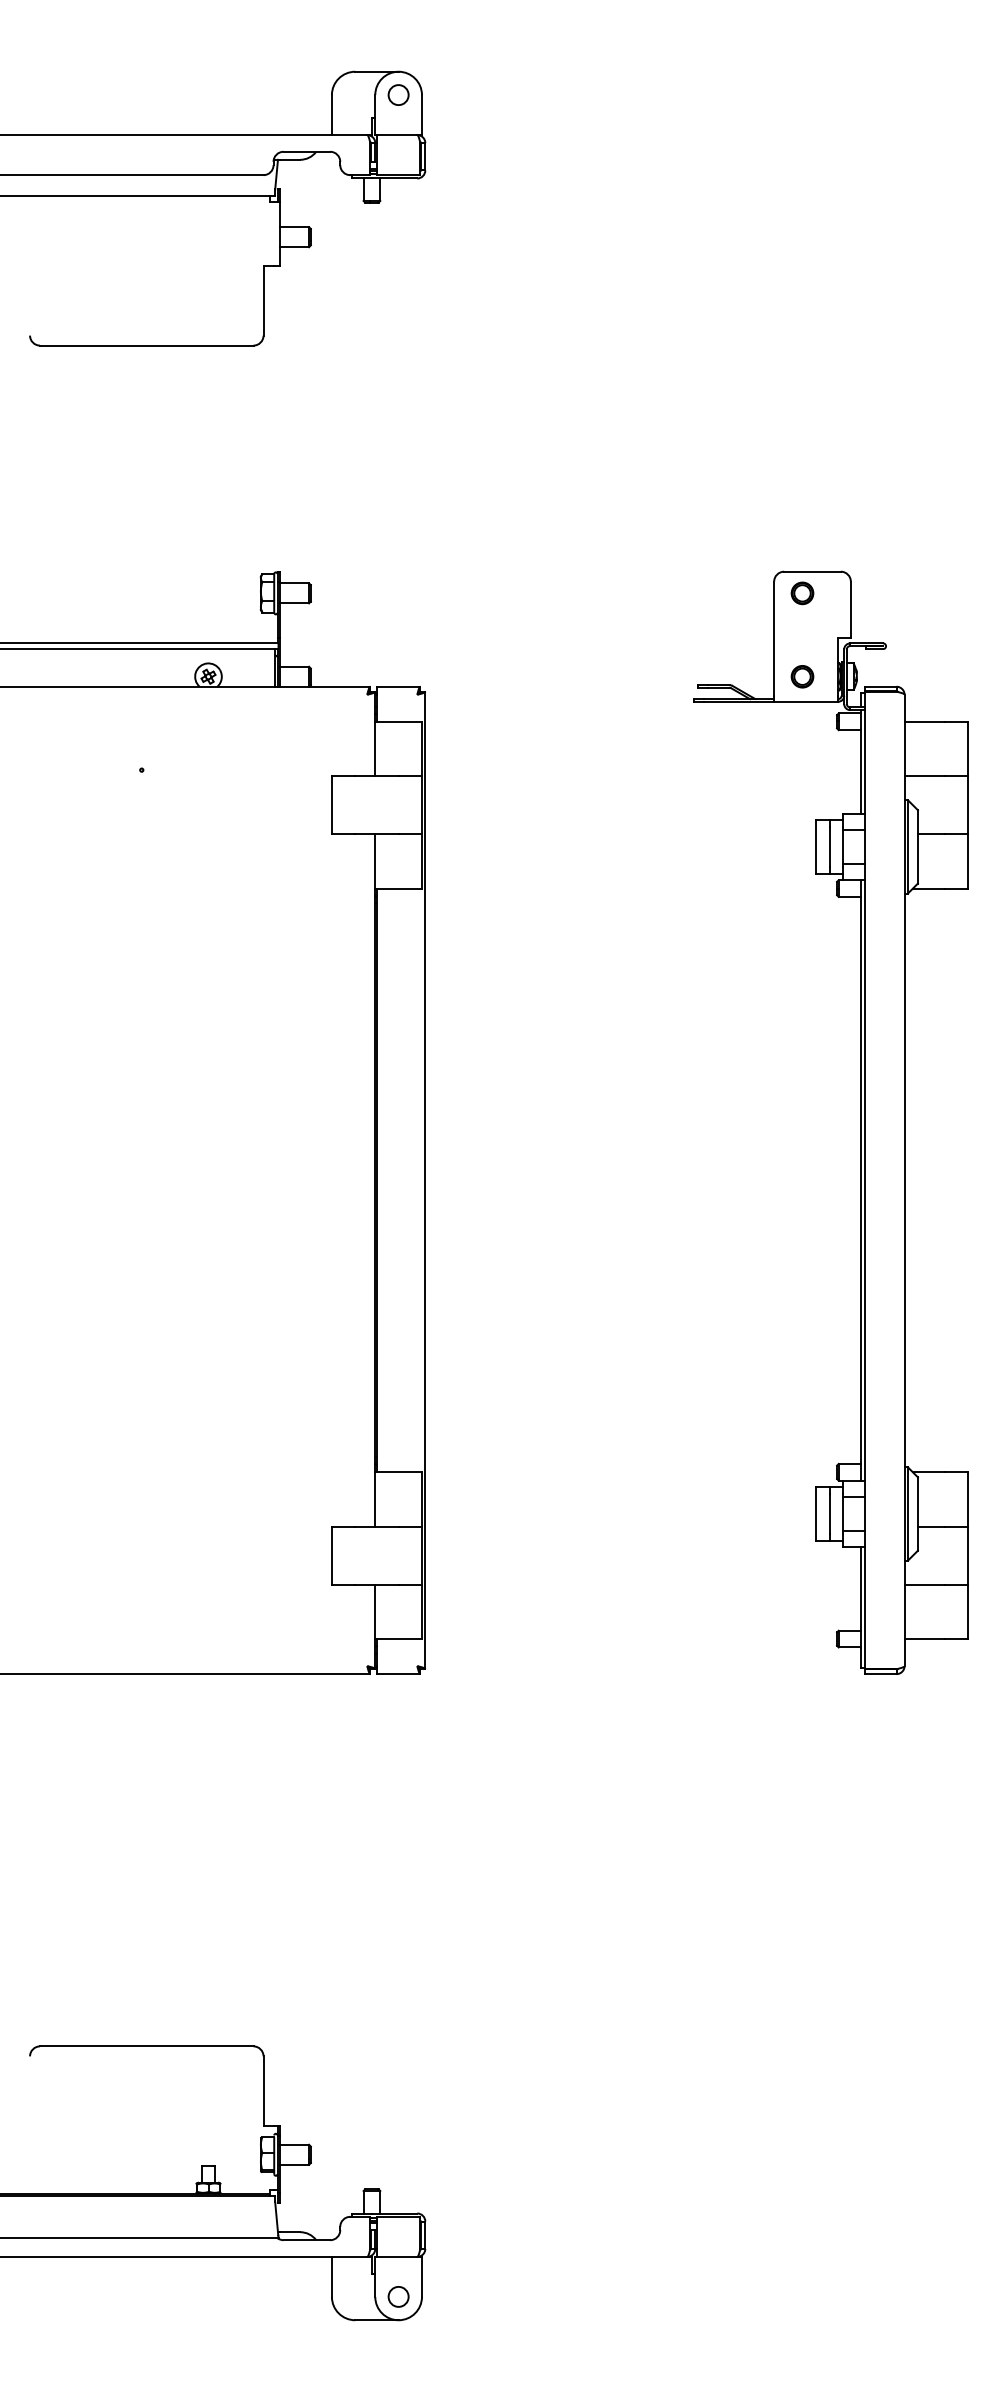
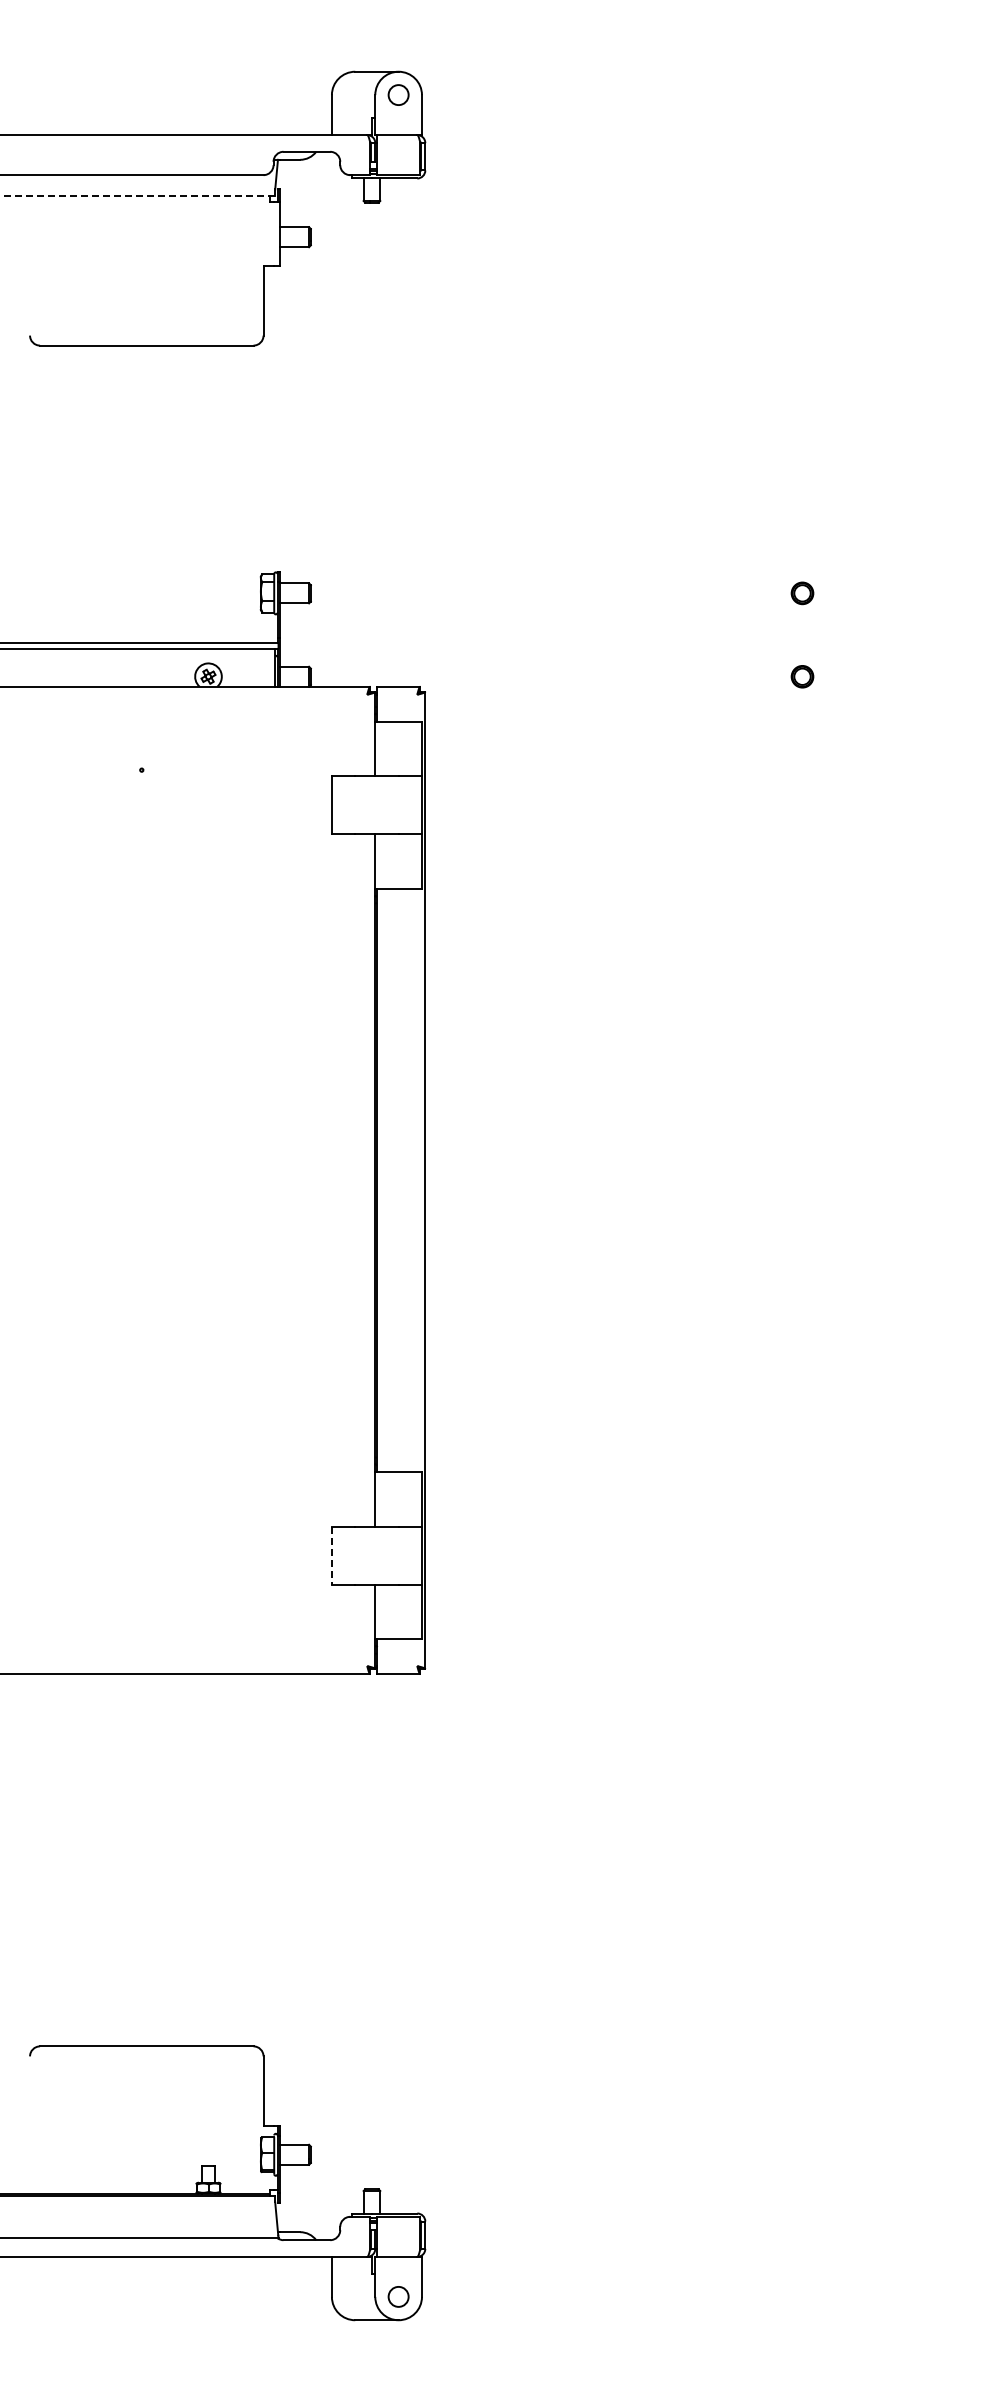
line: solid -> dashed (137, 195)
part: present -> none (860, 1122)
line: solid -> dashed (331, 1556)
